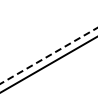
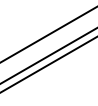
line: none -> present (48, 34)
line: dashed -> solid (49, 55)
